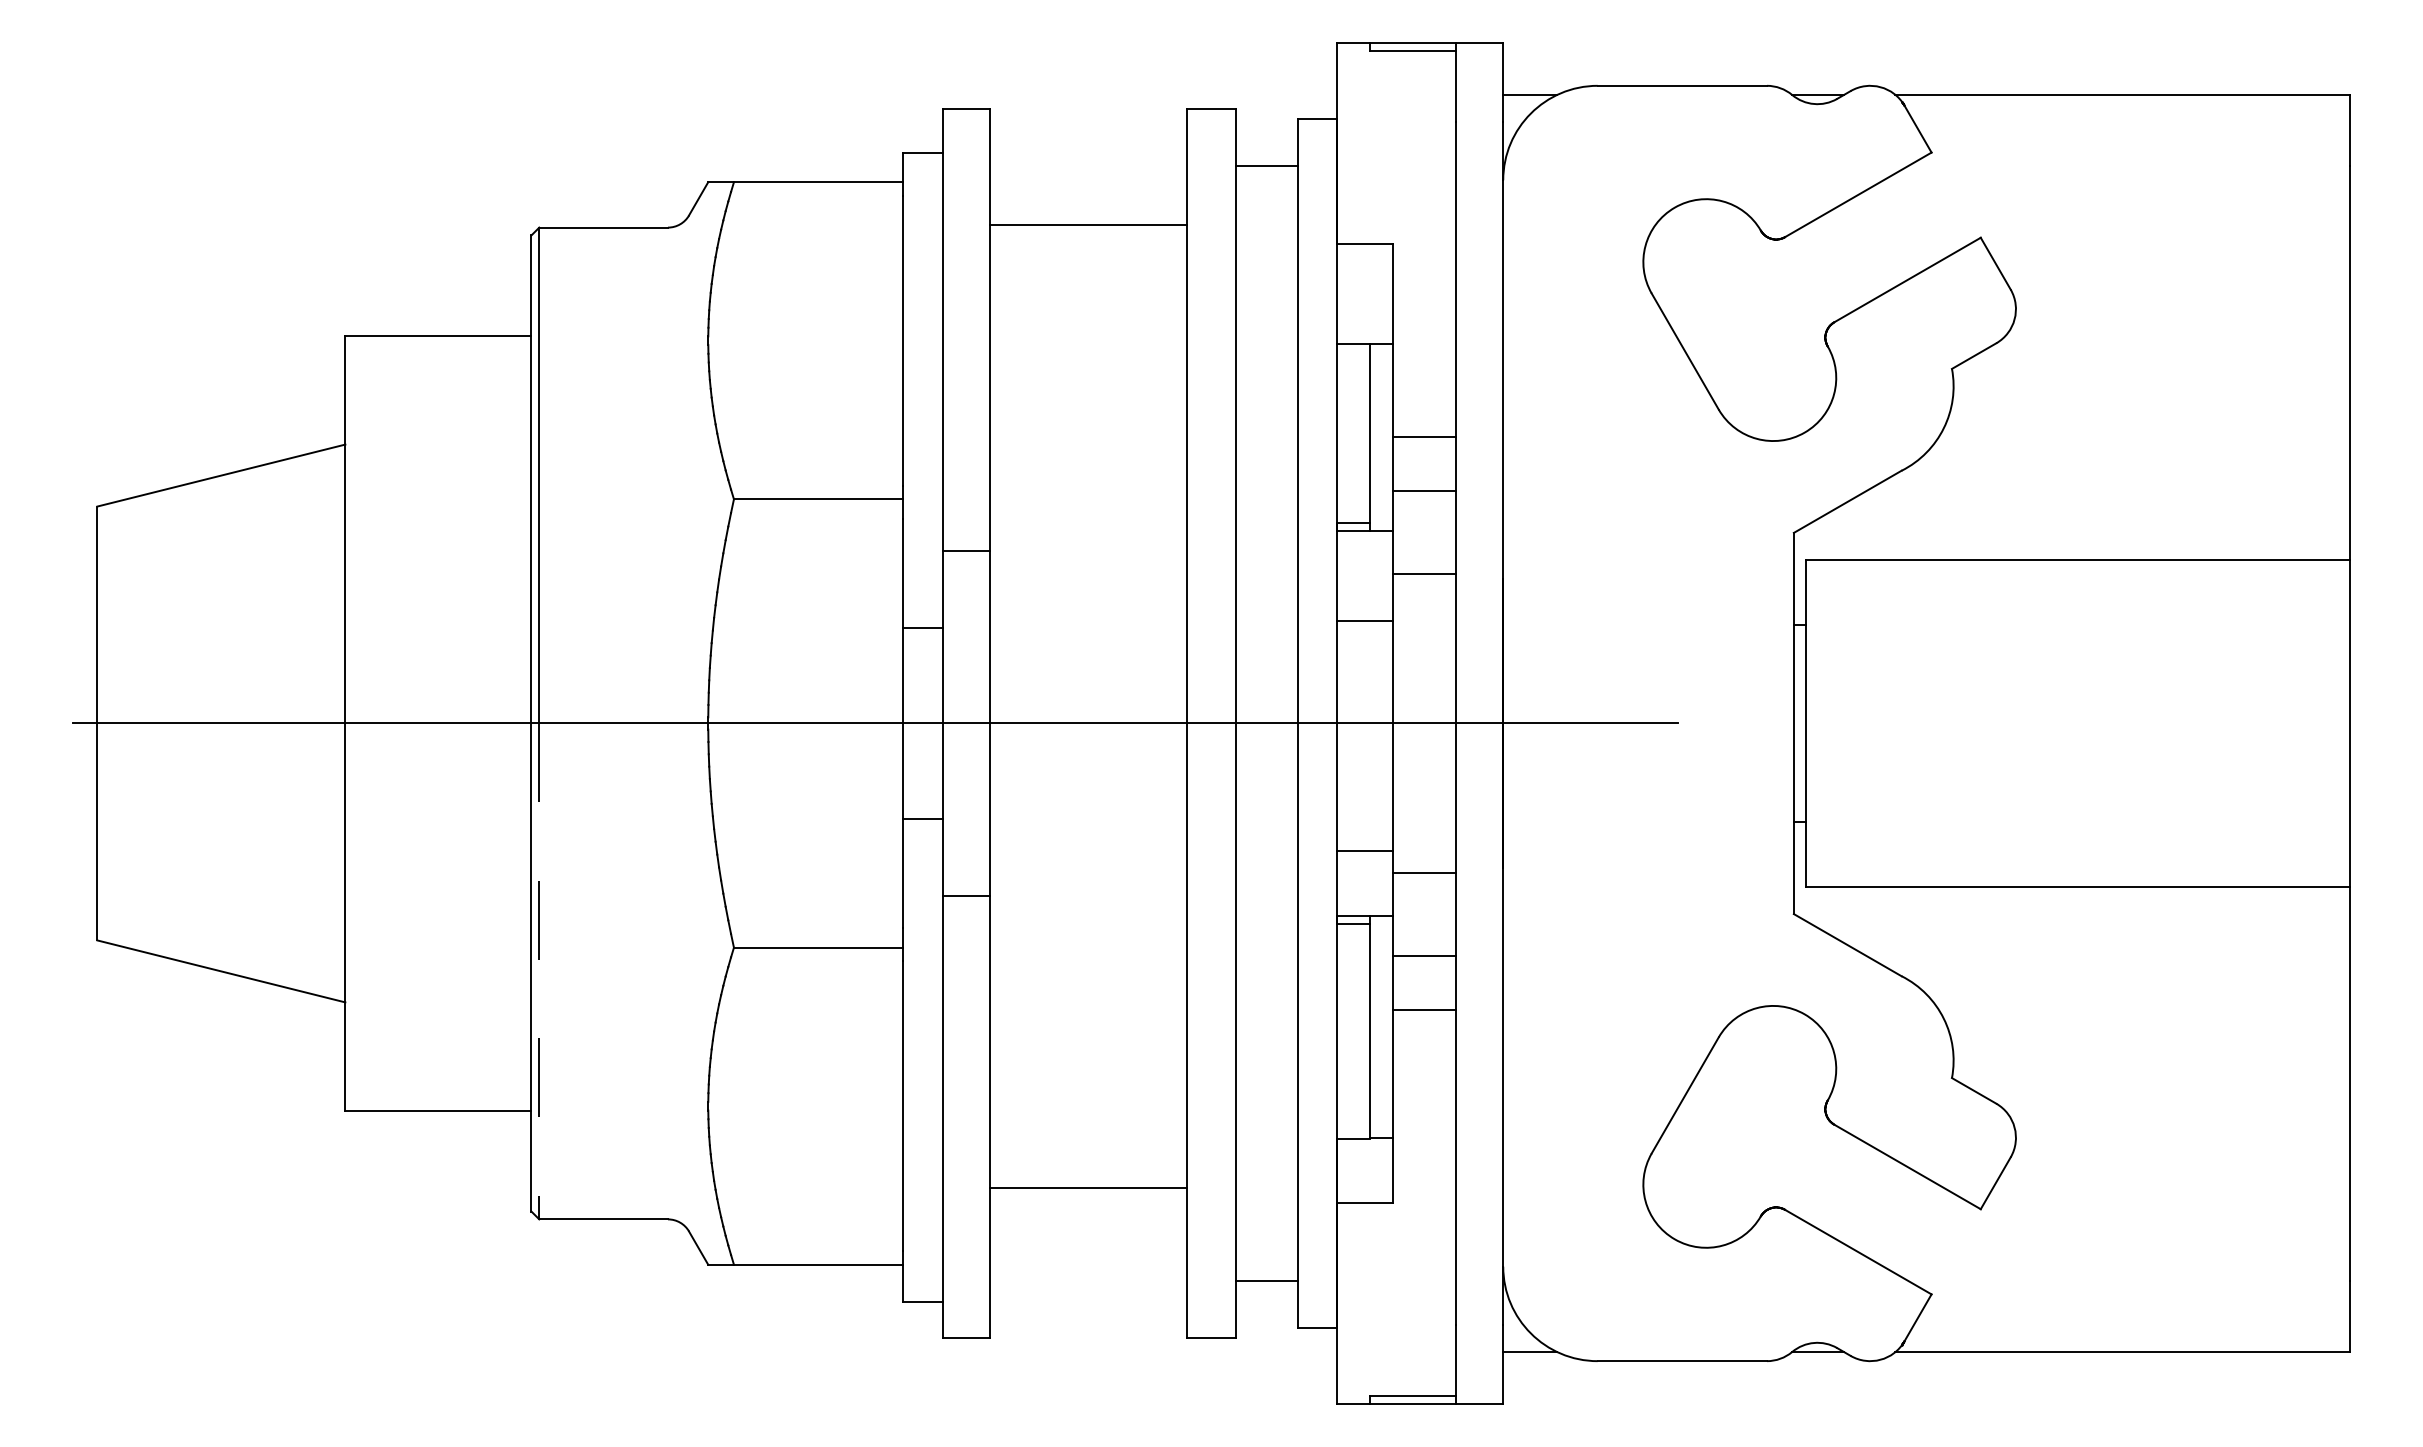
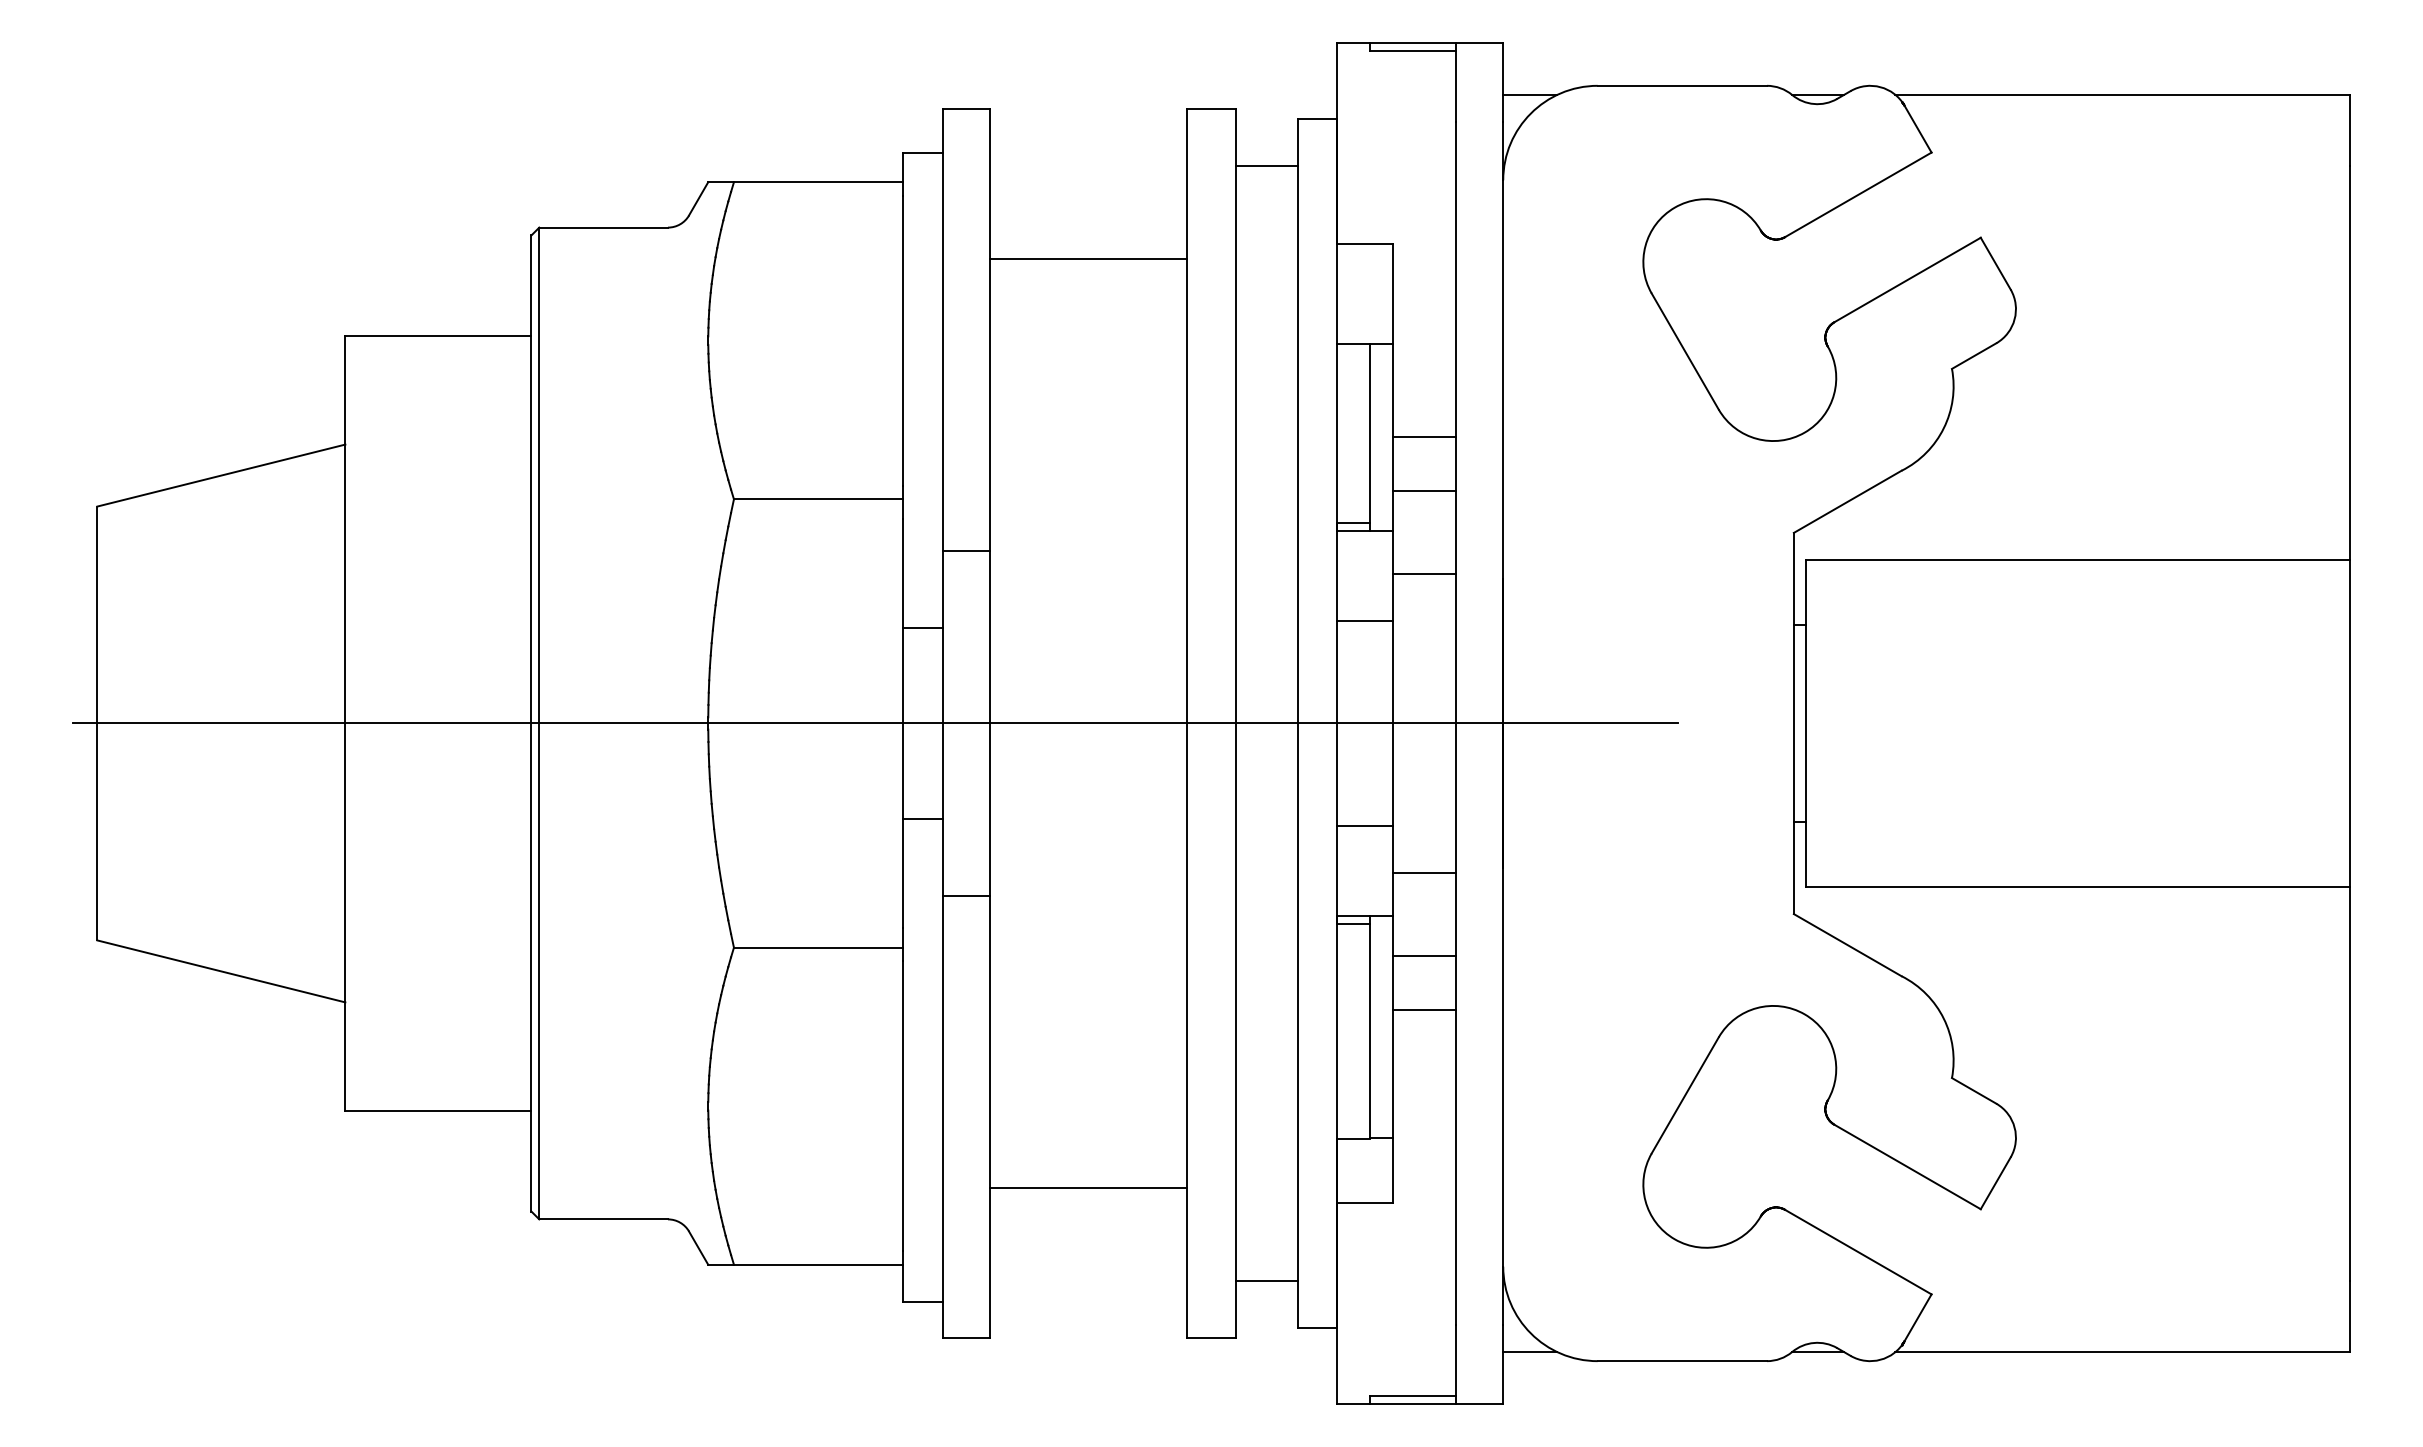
line position: (1087, 225) -> (1087, 259) (1087, 259)
line position: (1365, 850) -> (1365, 825) (1365, 825)
line: dashed -> solid (539, 971)
